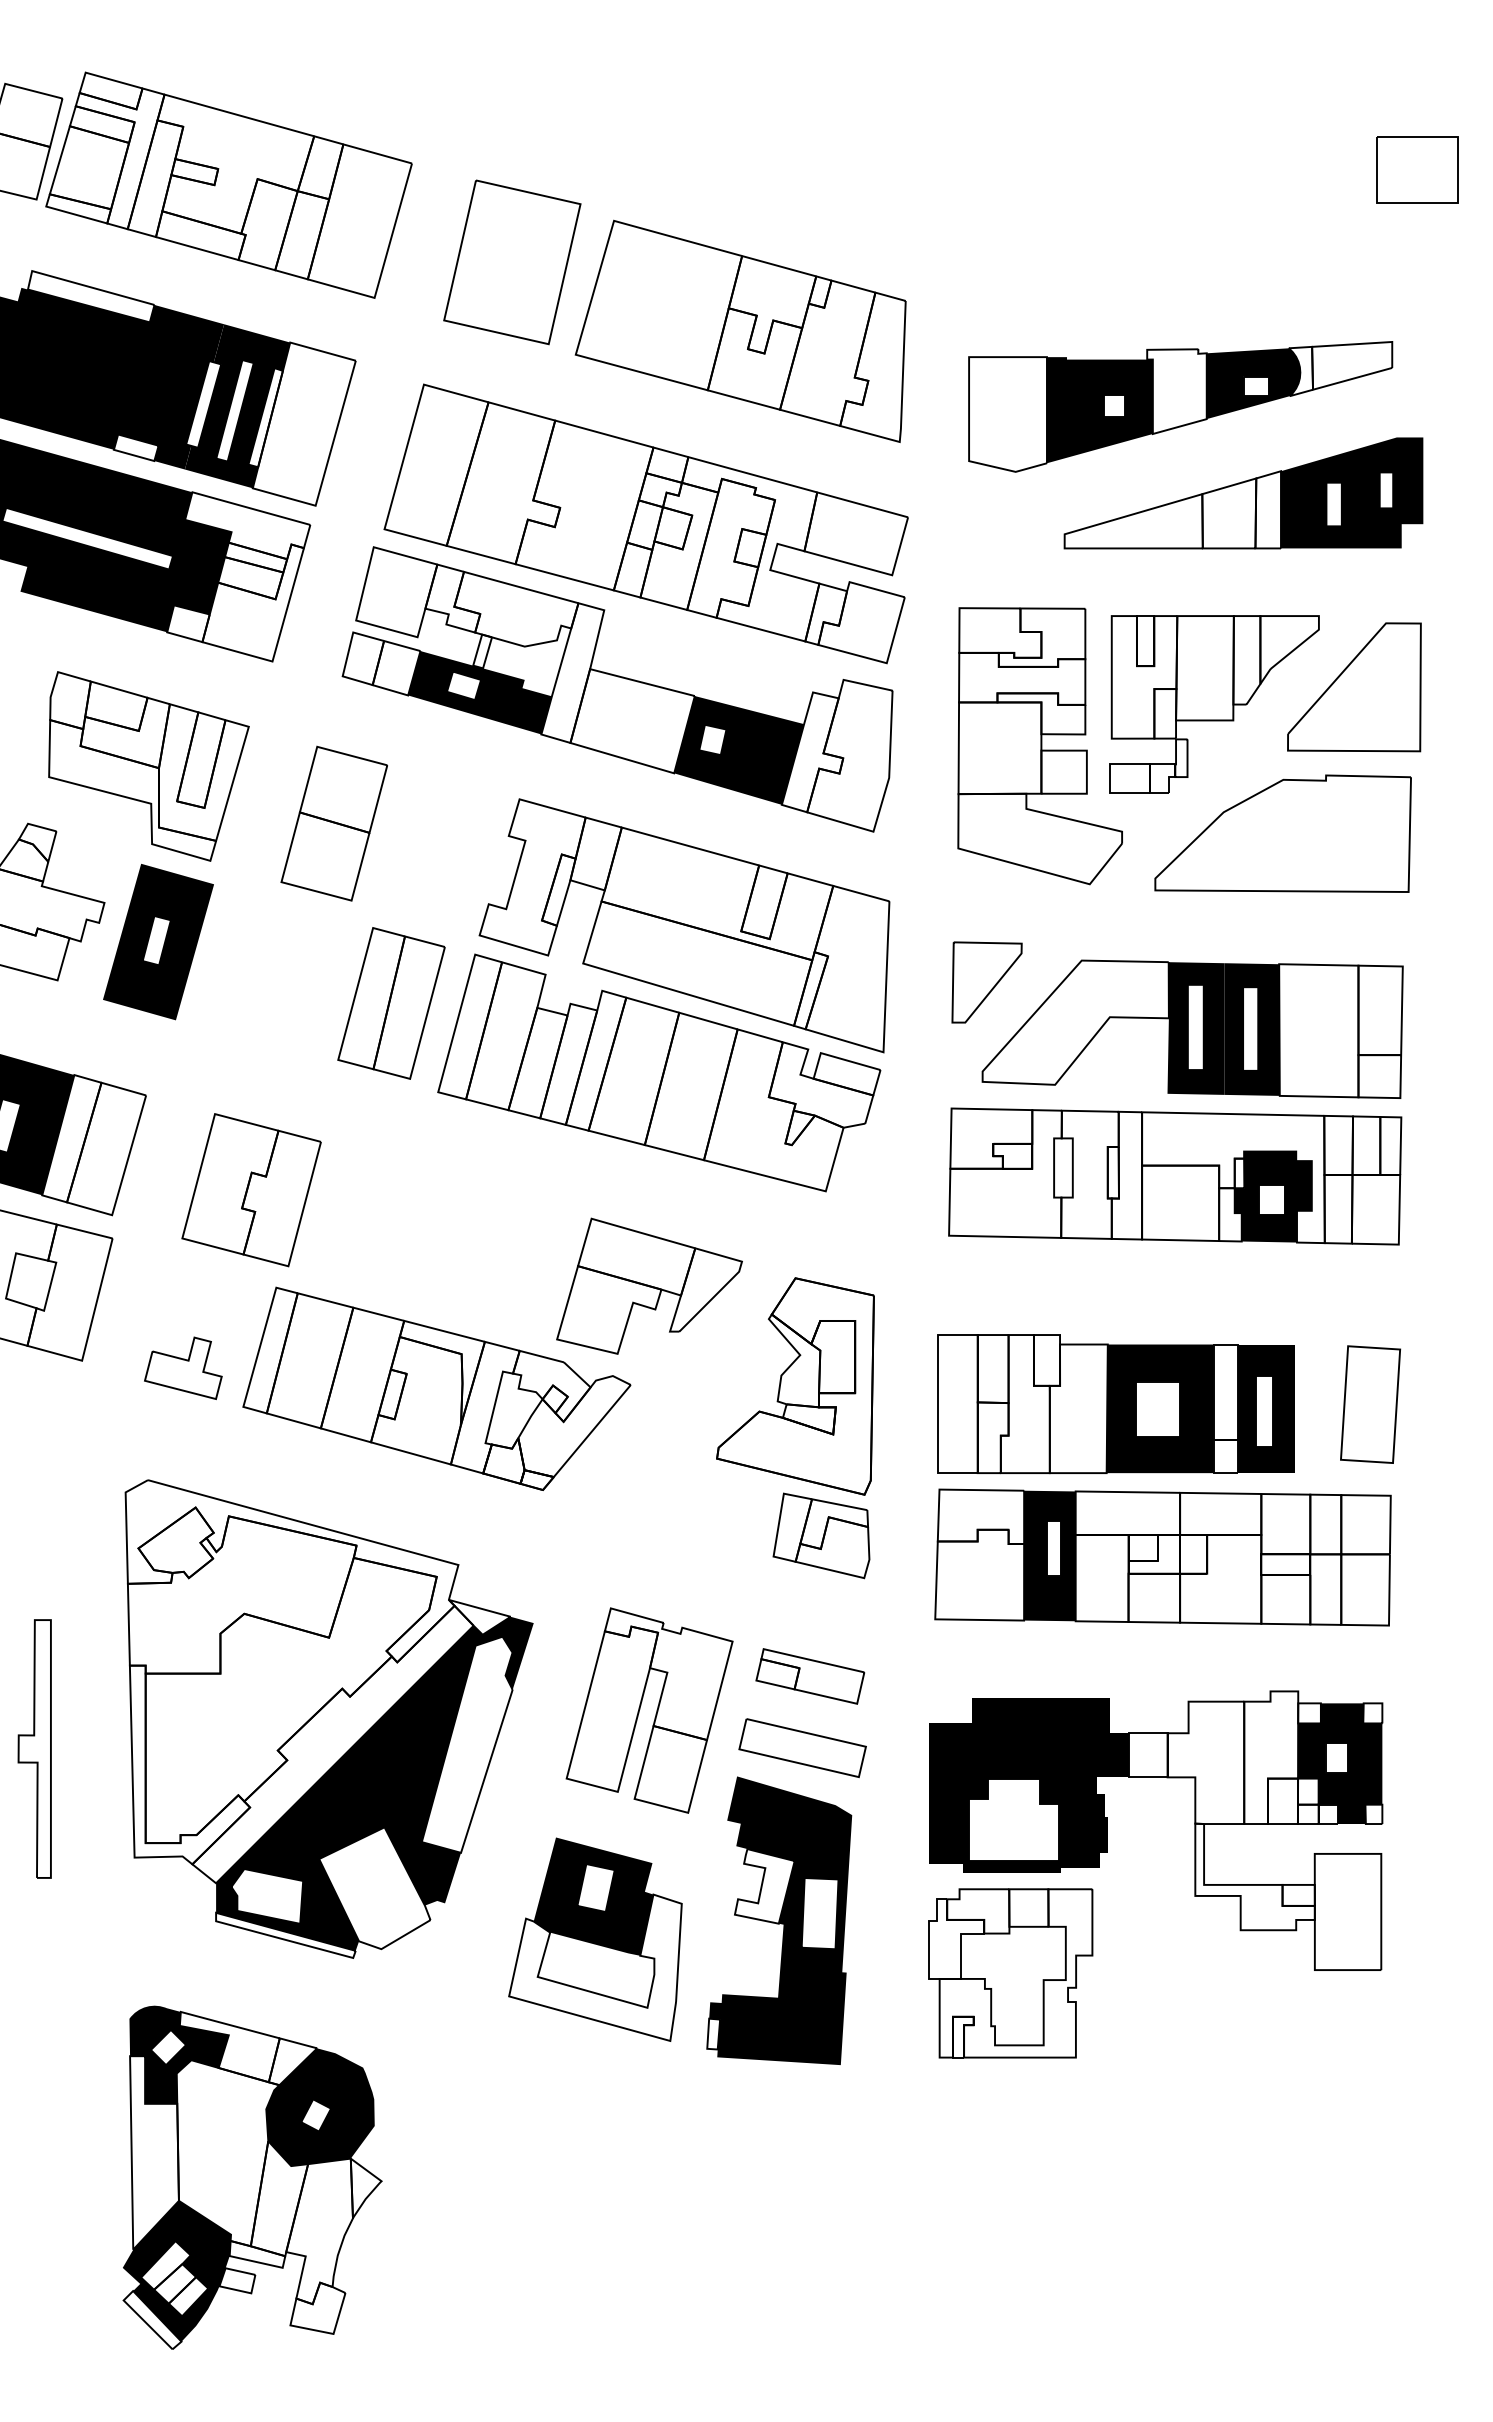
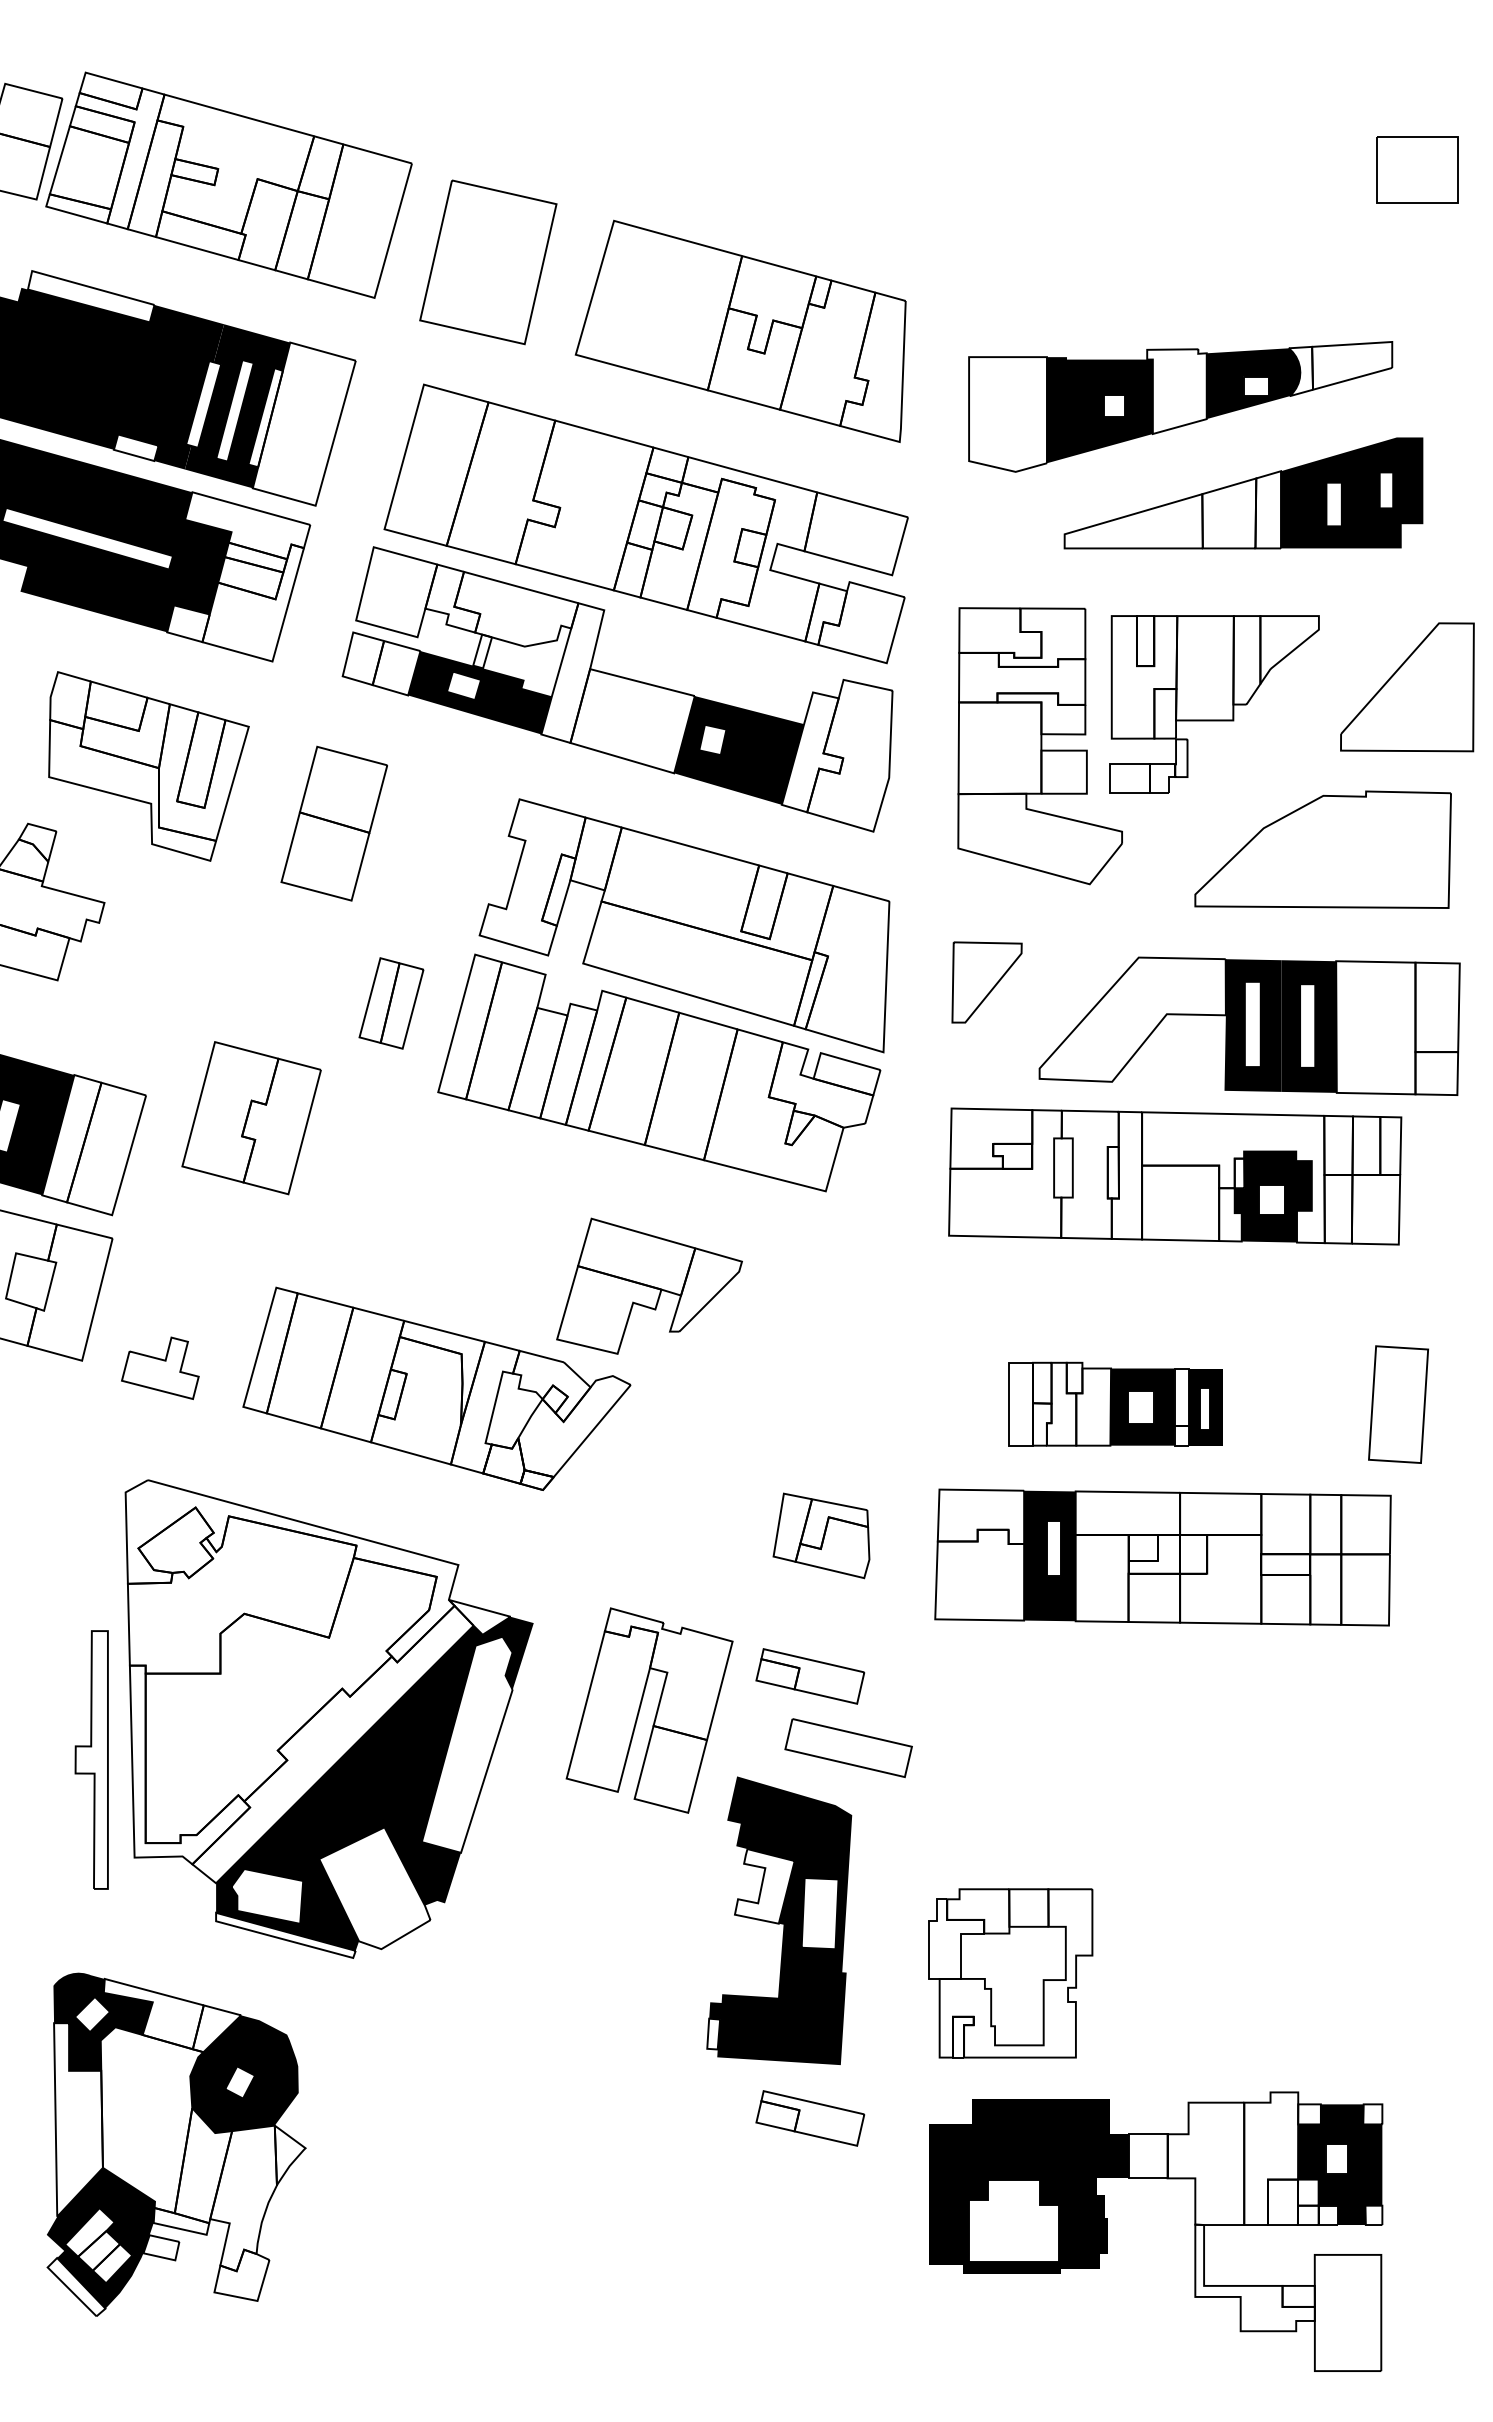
part position: (512, 262) -> (488, 262) (488, 262)
part position: (1354, 687) -> (1407, 687) (1407, 687)
part position: (1282, 833) -> (1322, 849) (1322, 849)
part: present -> none (158, 942)
part size: 109x153 px -> 67x93 px (391, 1003)
part position: (1192, 1028) -> (1249, 1025) (1249, 1025)
part position: (251, 1190) -> (251, 1118) (251, 1118)
part position: (183, 1367) -> (160, 1367) (160, 1367)
part: present -> none (795, 1386)
part size: 358x141 px -> 215x86 px (1115, 1403)
part position: (1370, 1404) -> (1398, 1404) (1398, 1404)
part position: (34, 1748) -> (91, 1759) (91, 1759)
part position: (802, 1748) -> (848, 1748) (848, 1748)
part position: (1194, 1830) -> (1194, 2231) (1194, 2231)
part: present -> none (595, 1939)
part: none -> present (810, 2118)
part position: (252, 2177) -> (176, 2144) (176, 2144)
